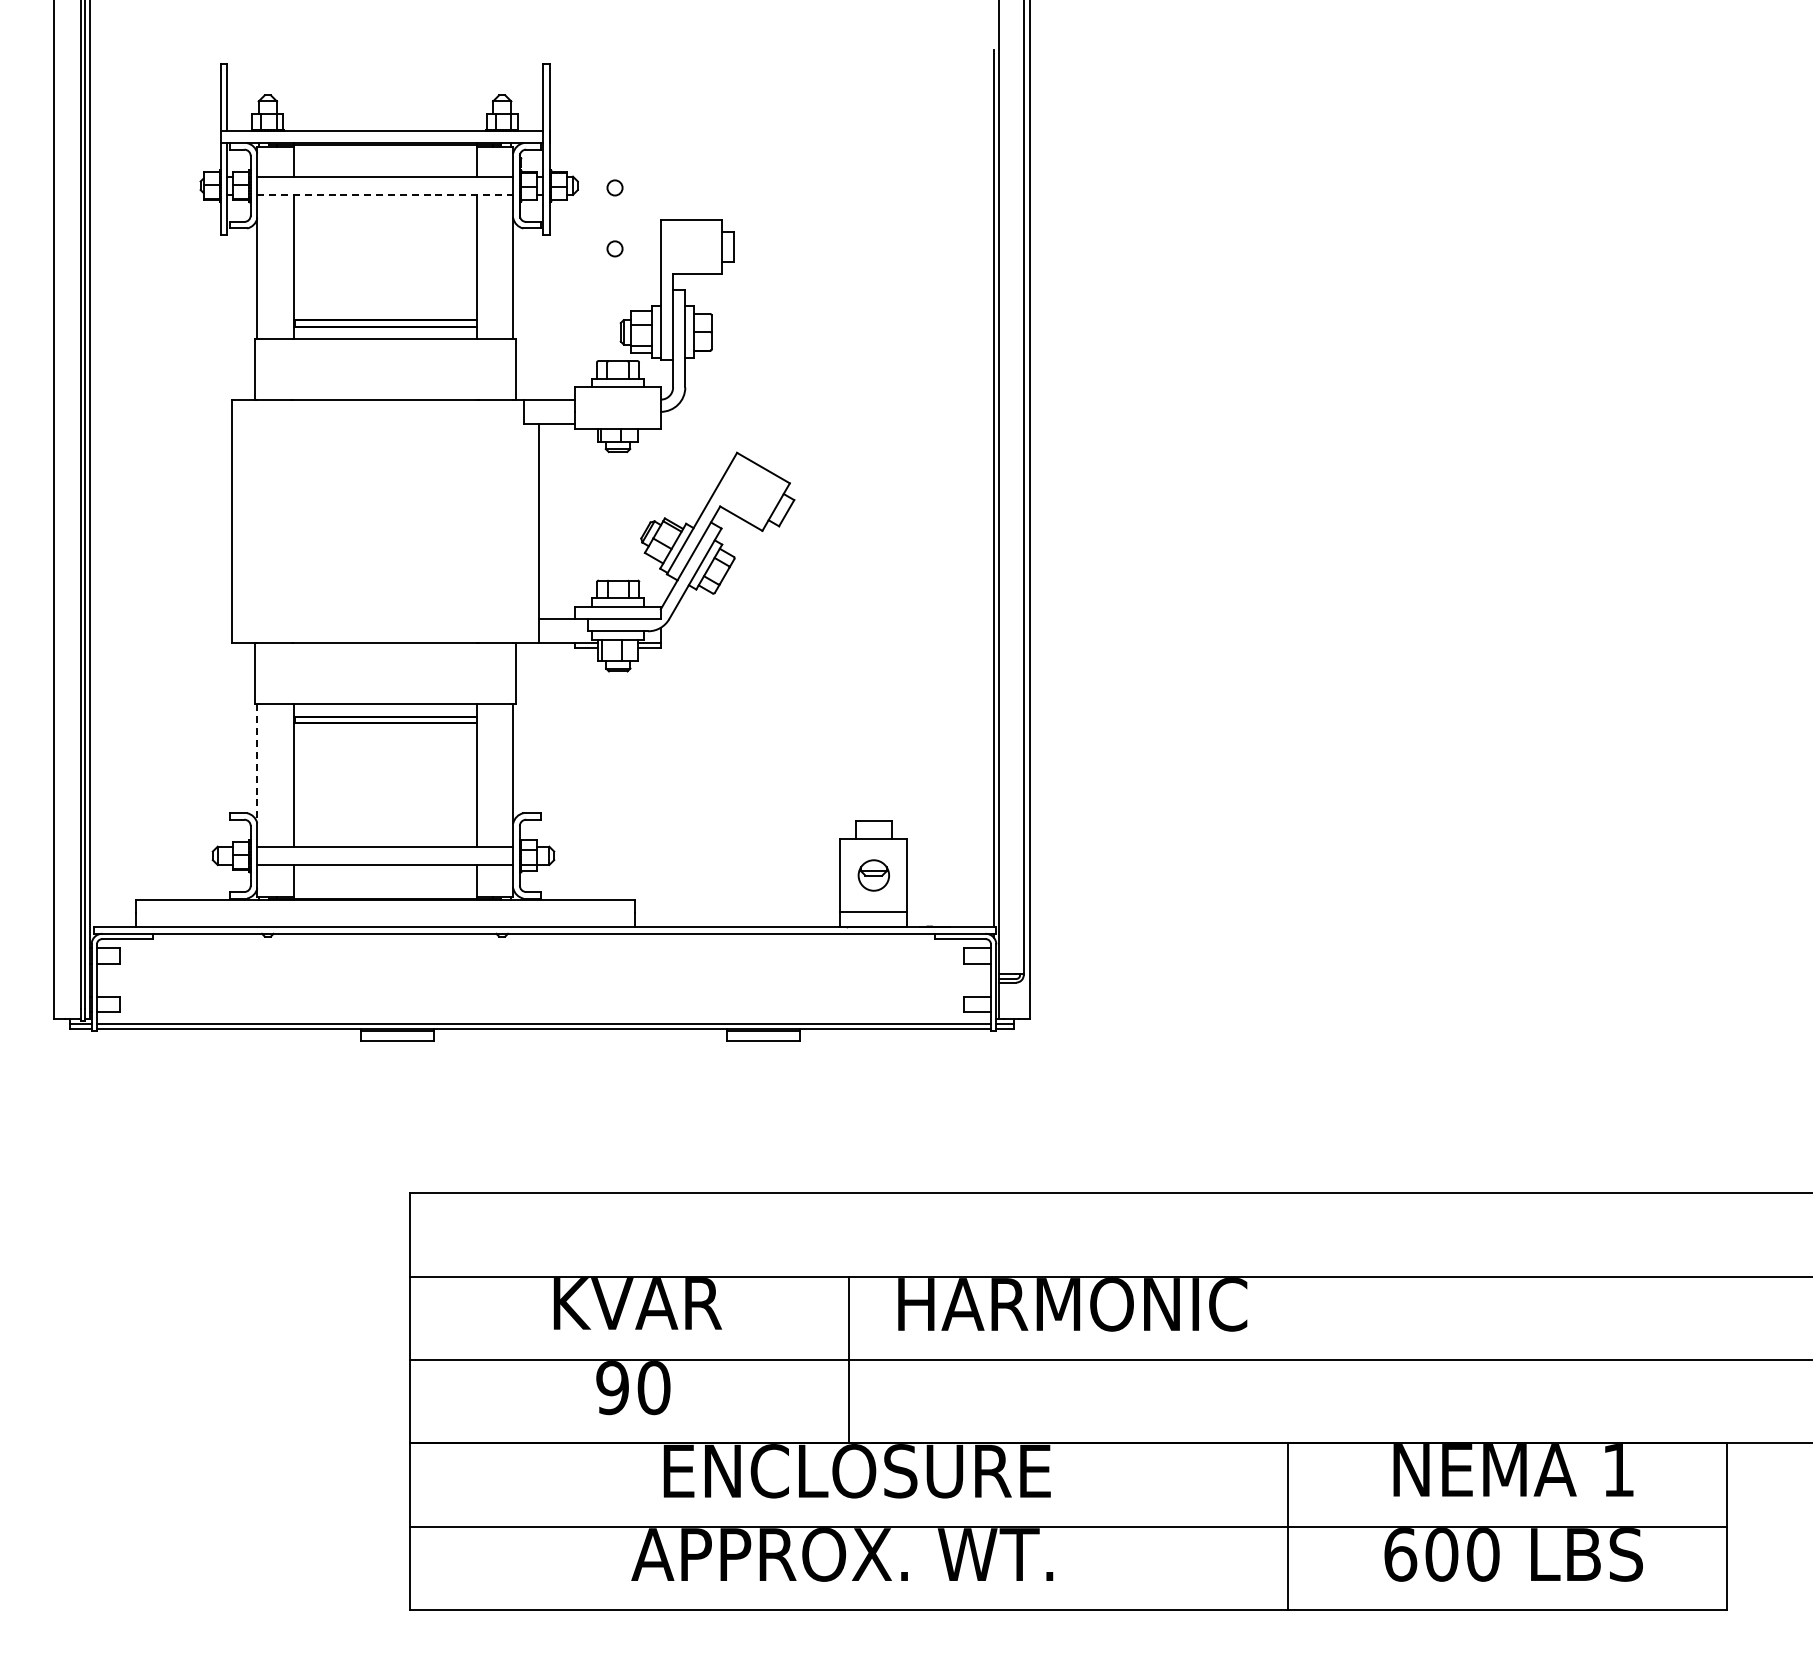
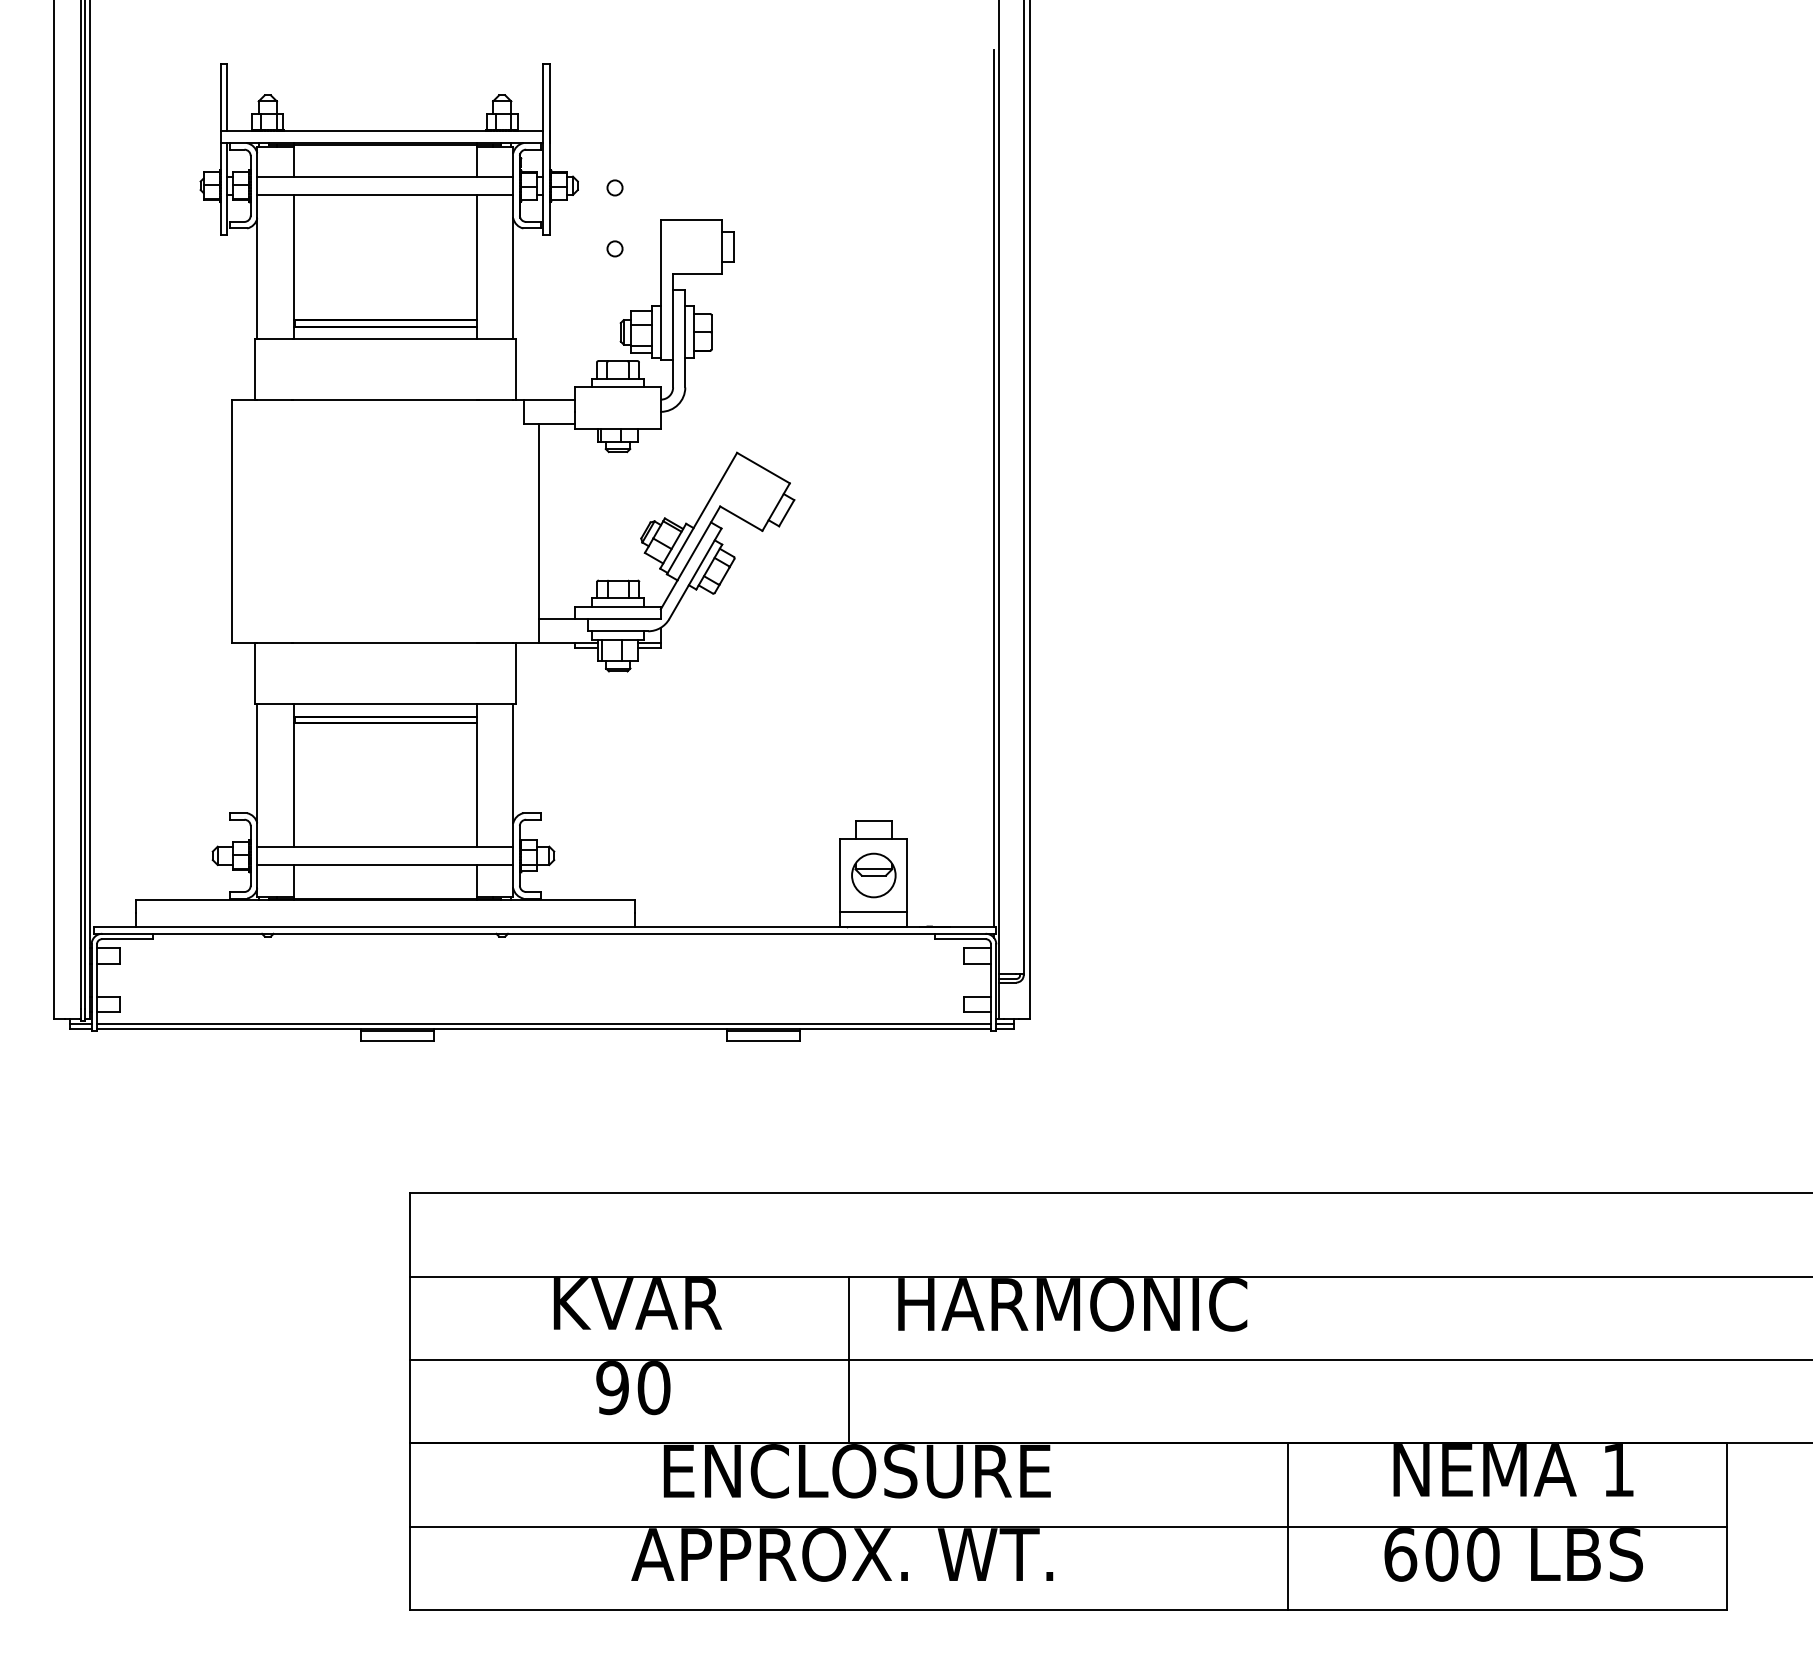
line: dashed -> solid (385, 194)
line: dashed -> solid (257, 764)
part size: 33x33 px -> 46x47 px (873, 875)
